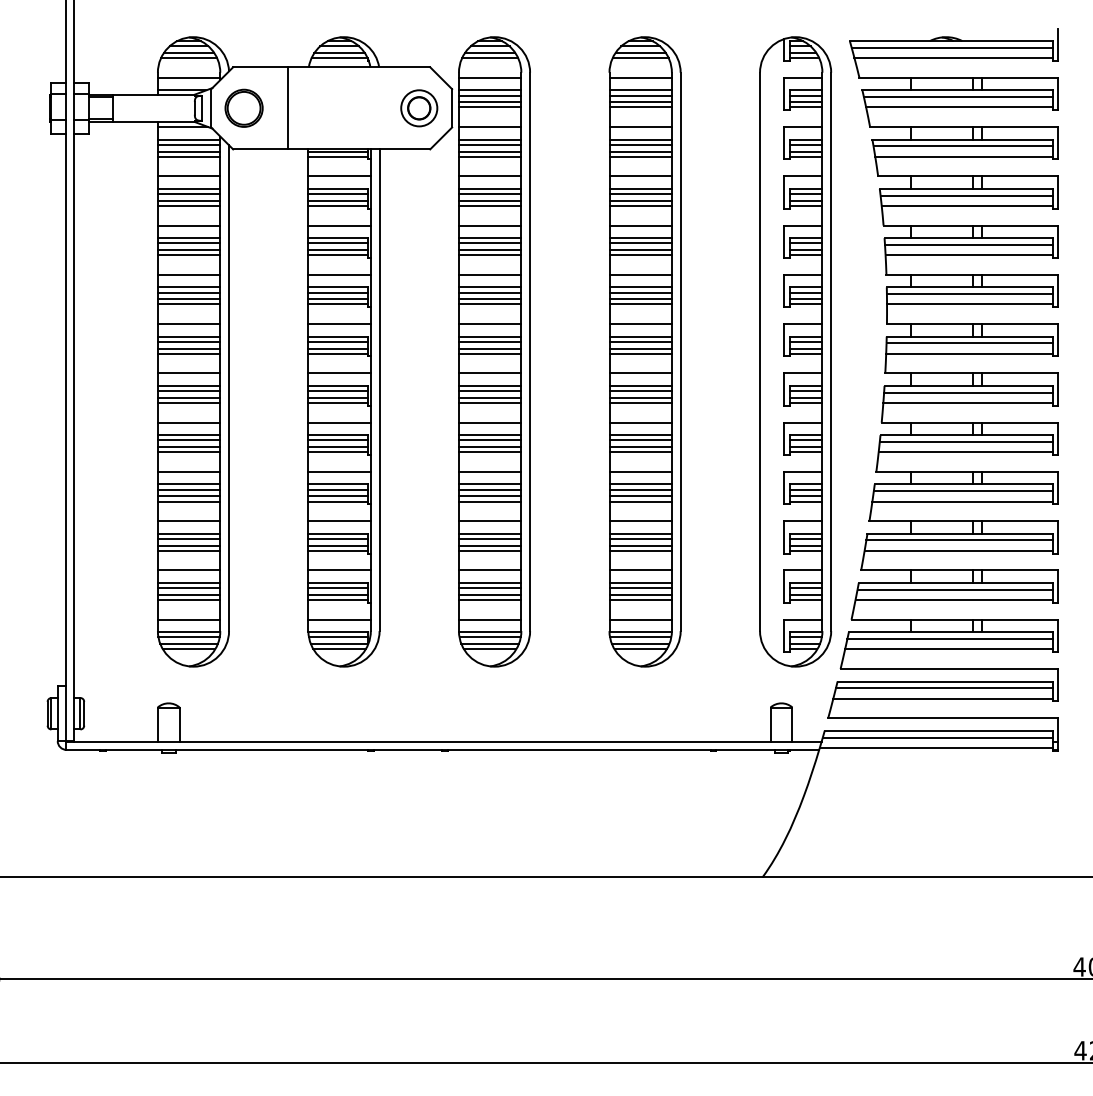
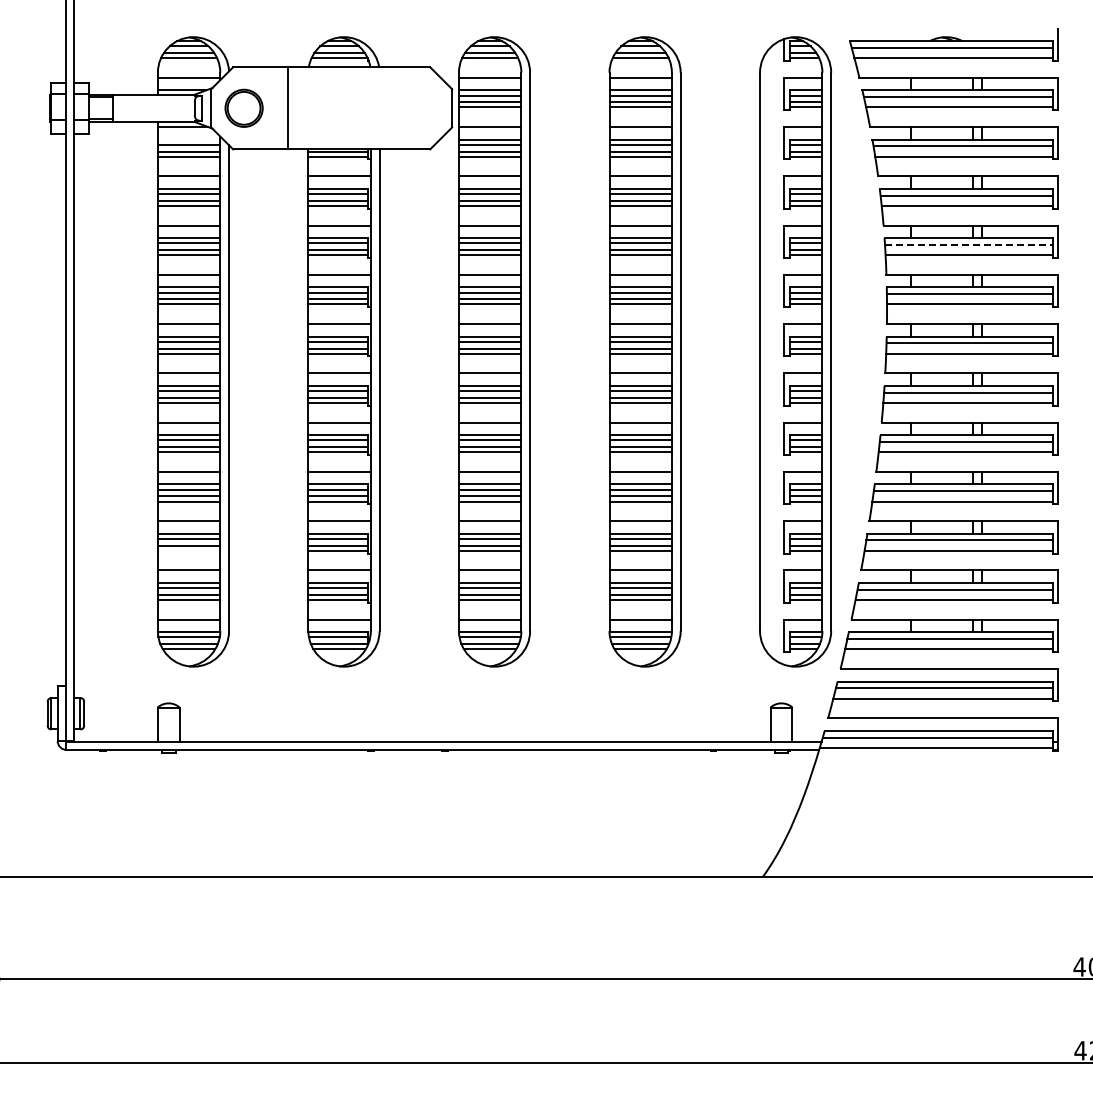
part: present -> none (419, 108)
line: present -> none (188, 139)
line: solid -> dashed (968, 244)
line: present -> none (188, 550)
